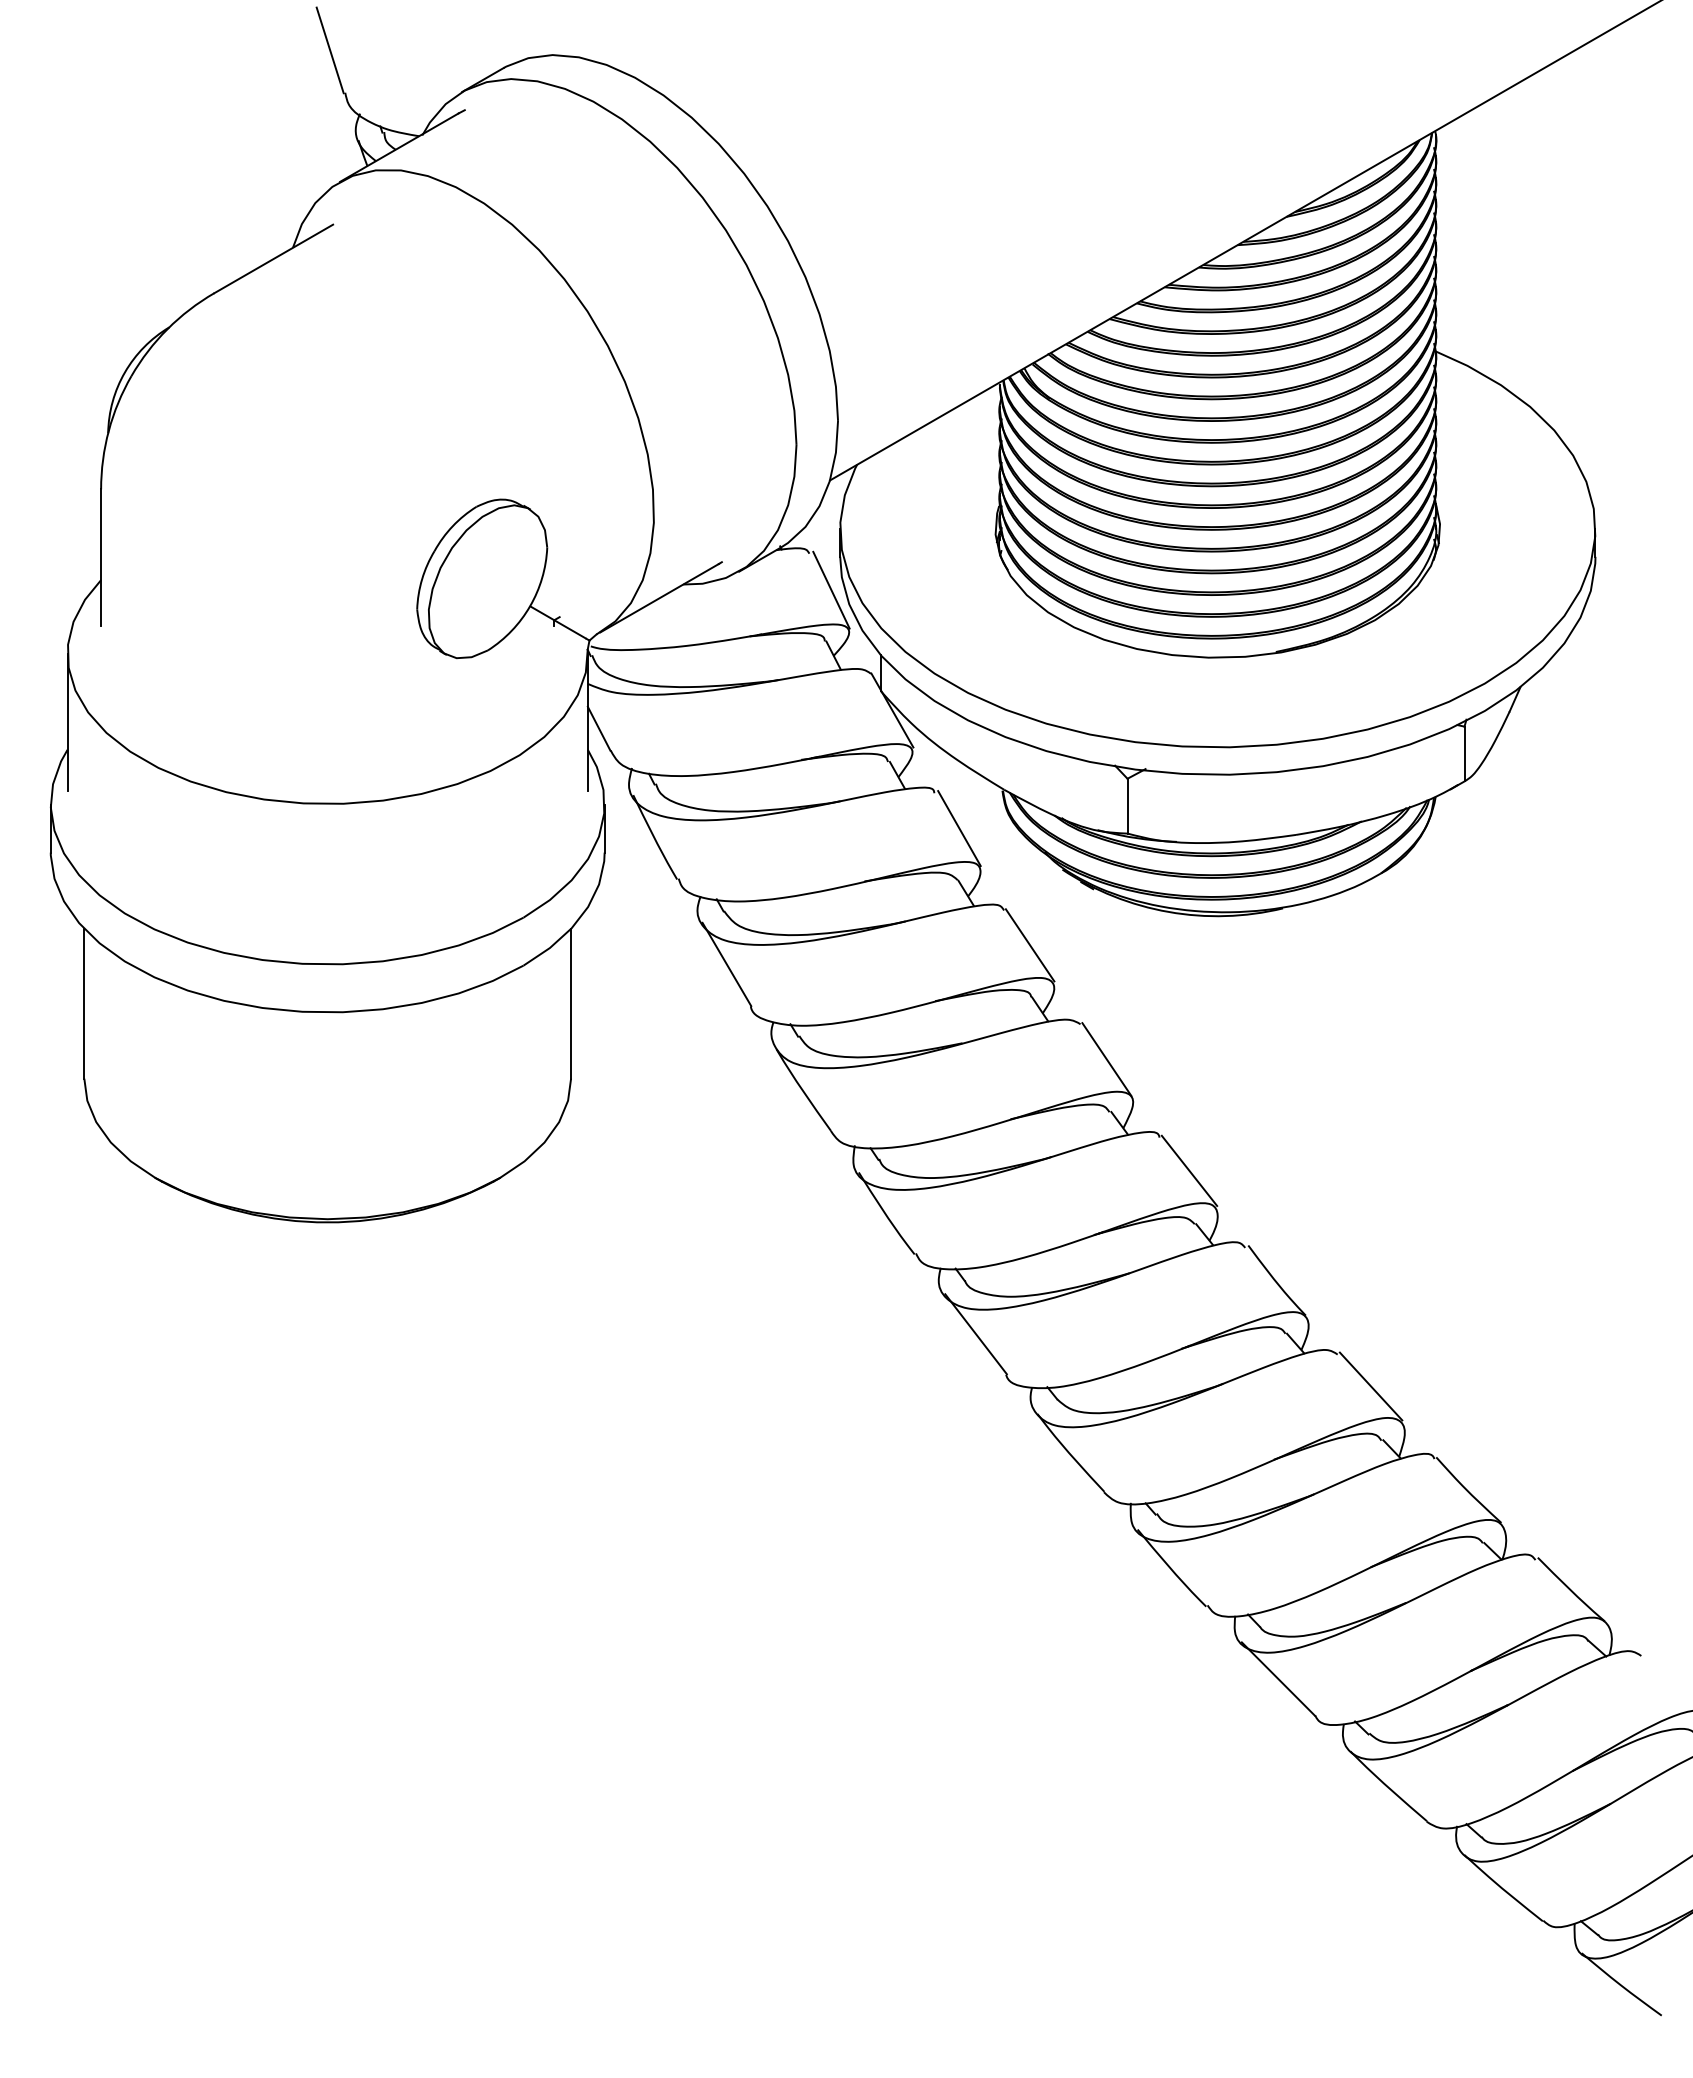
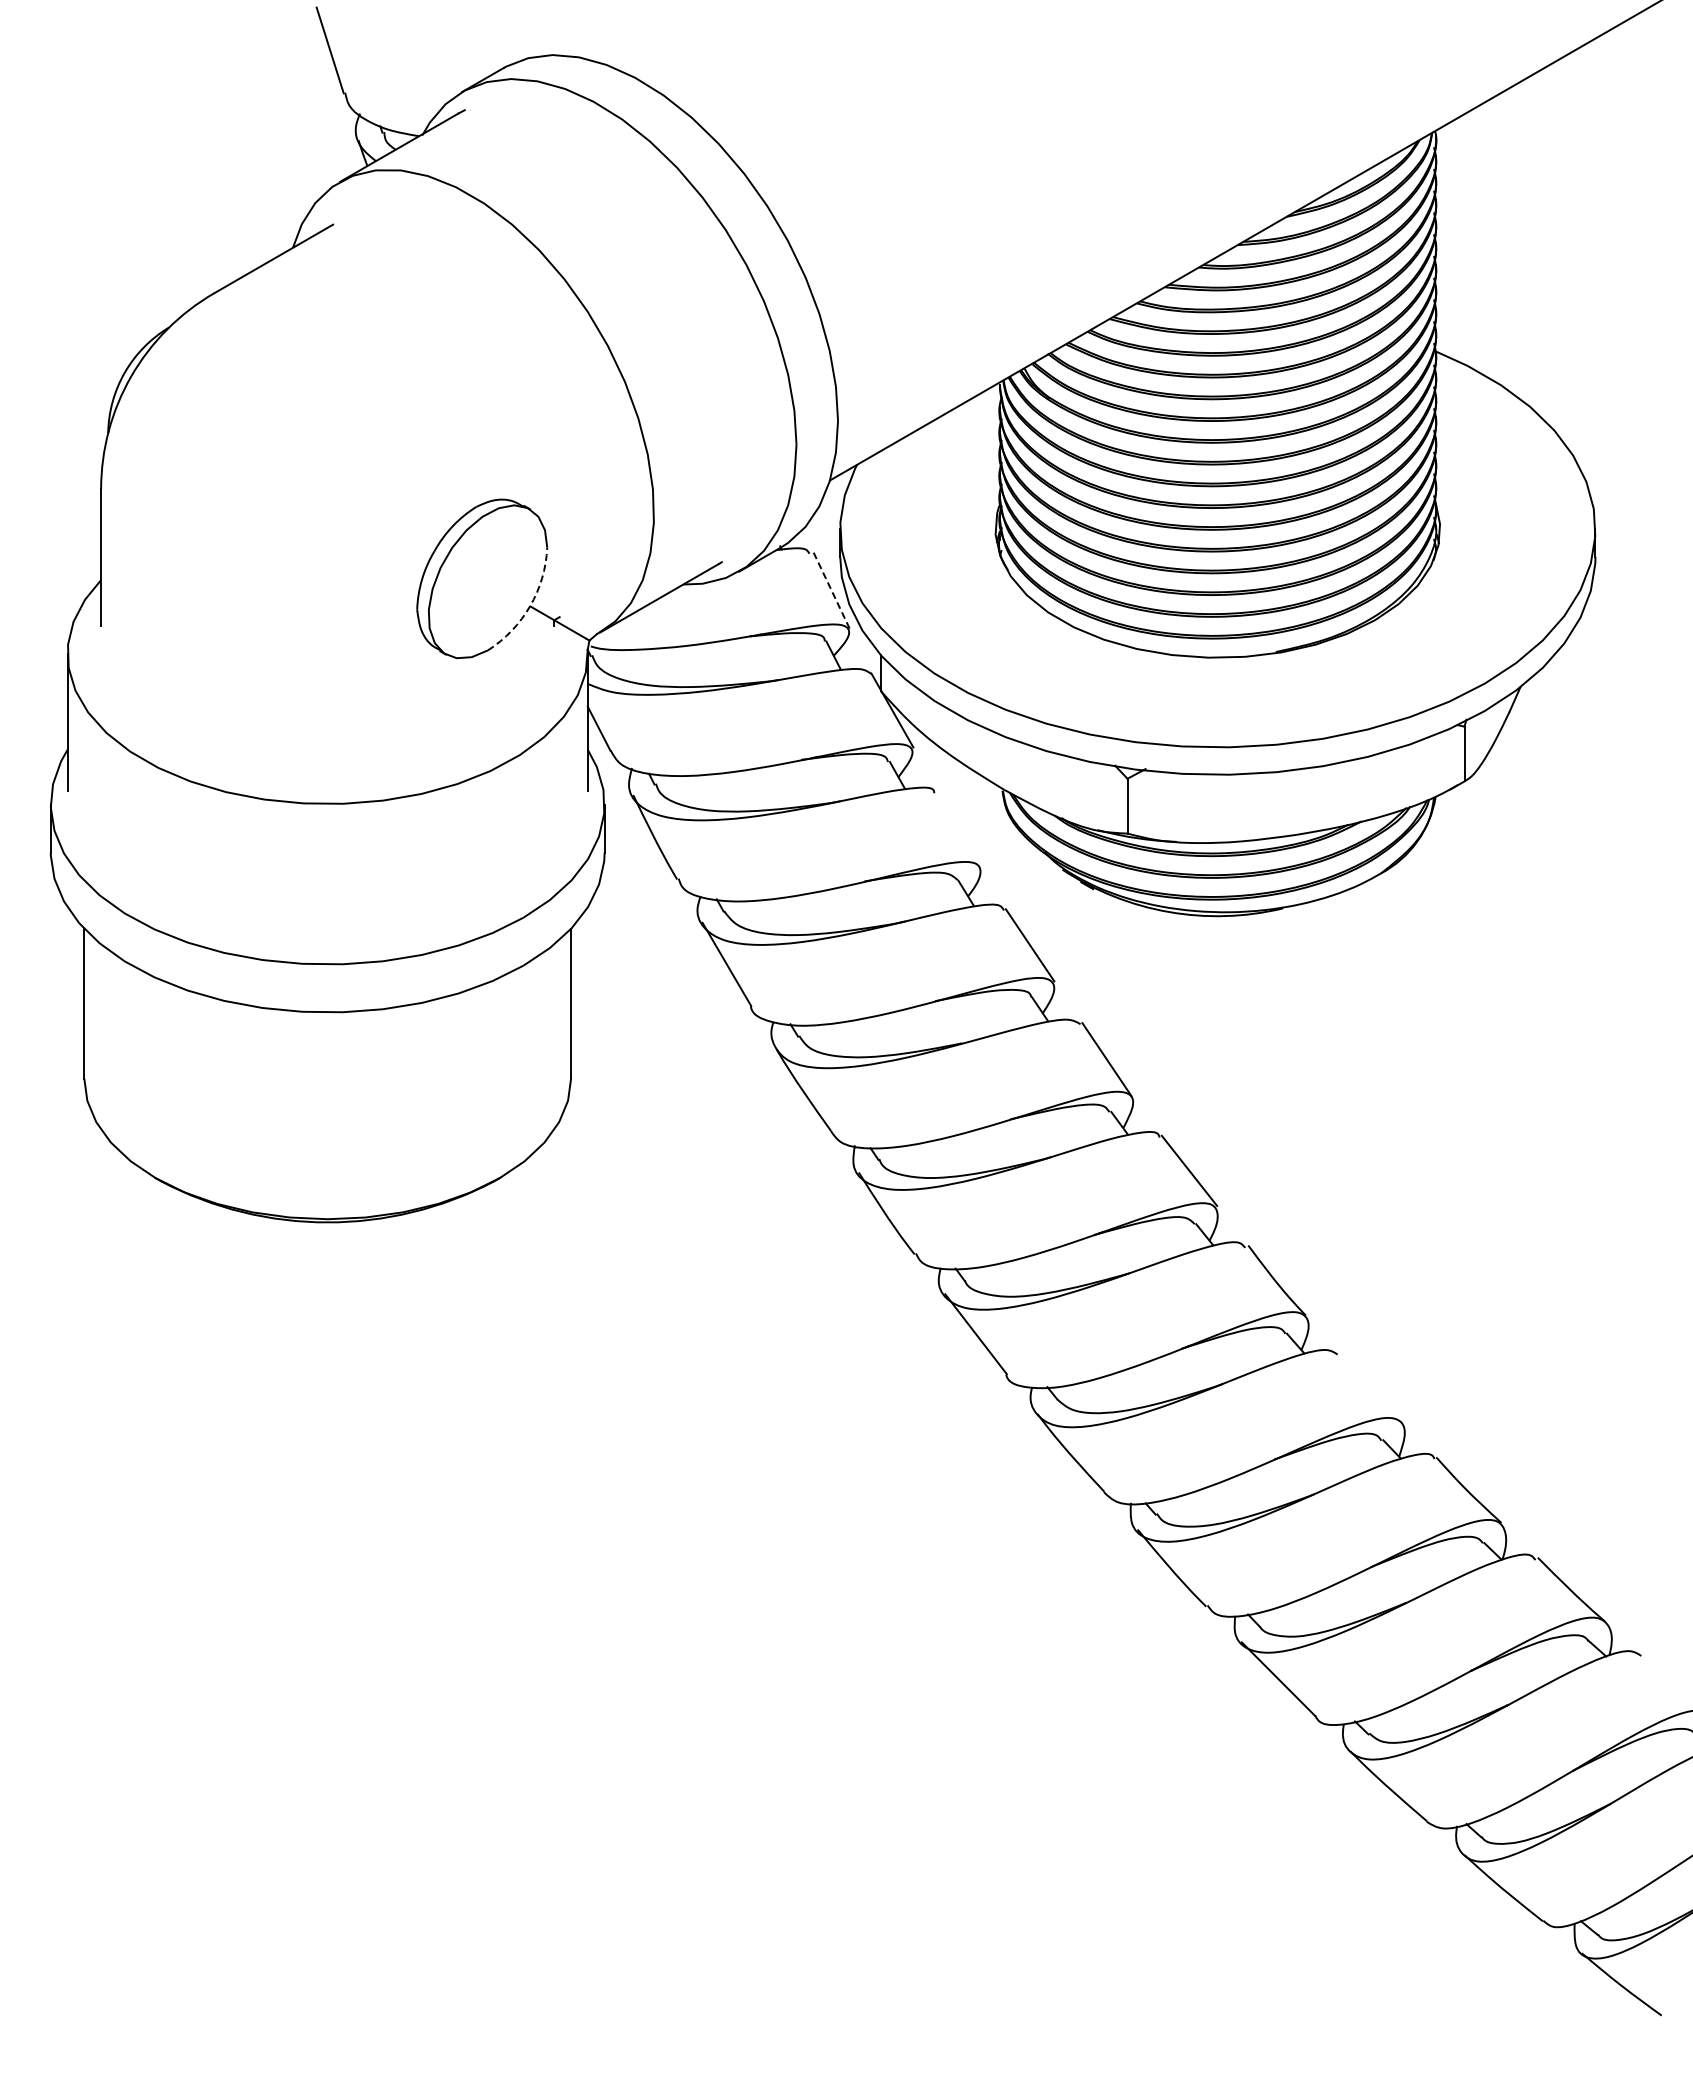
line: solid -> dashed (831, 589)
arc: solid -> dashed (530, 606)
line: present -> none (959, 828)
line: present -> none (1370, 1386)
